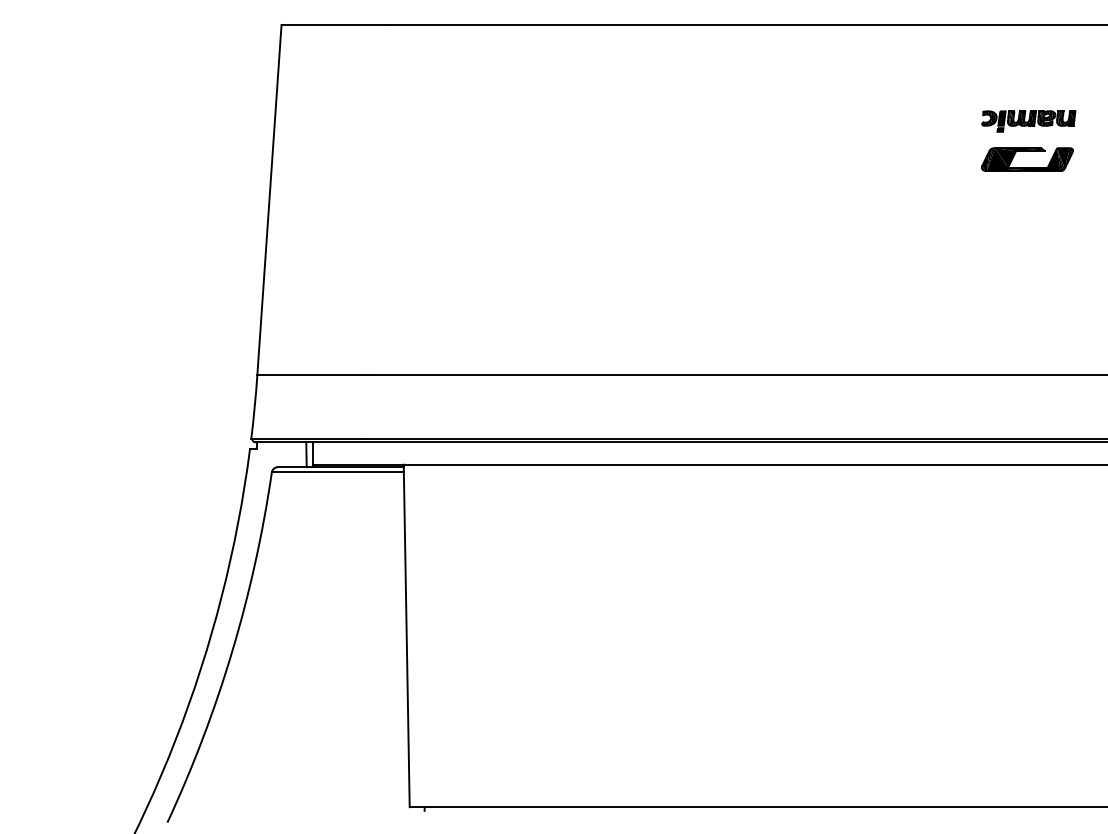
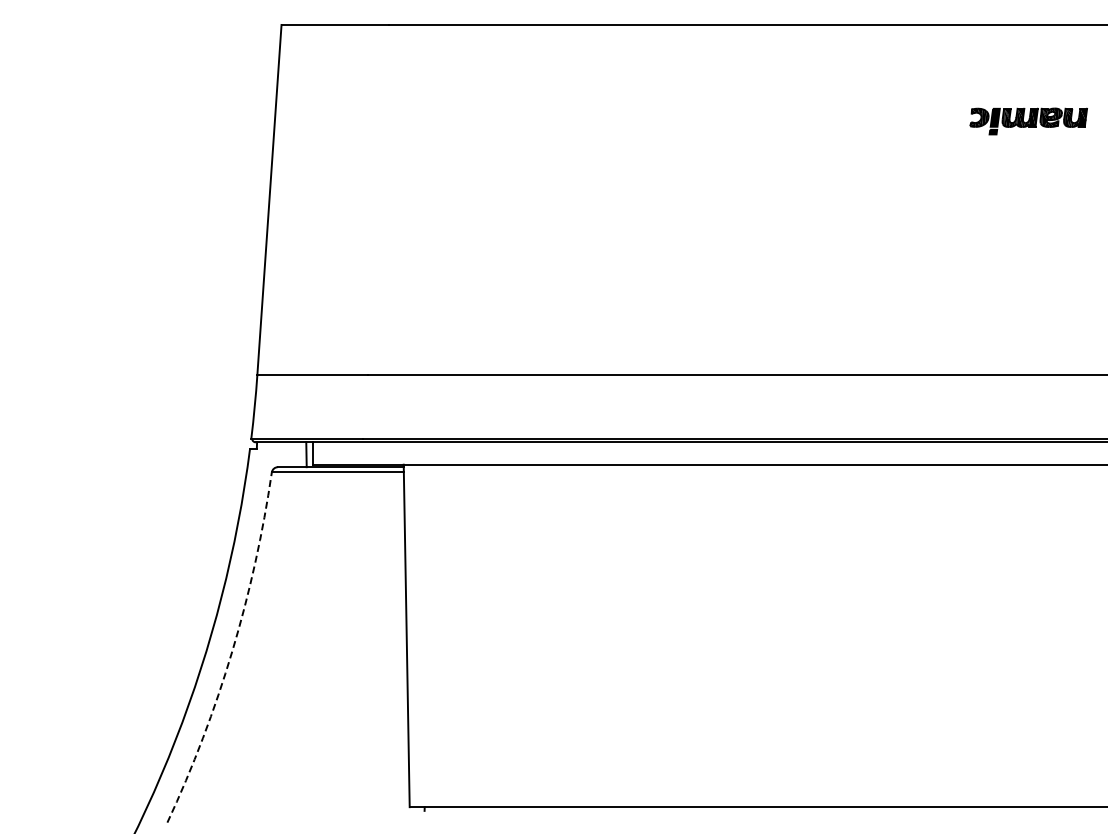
part size: 96x23 px -> 119x29 px (1028, 121)
part: present -> none (1027, 151)
arc: solid -> dashed (232, 651)
